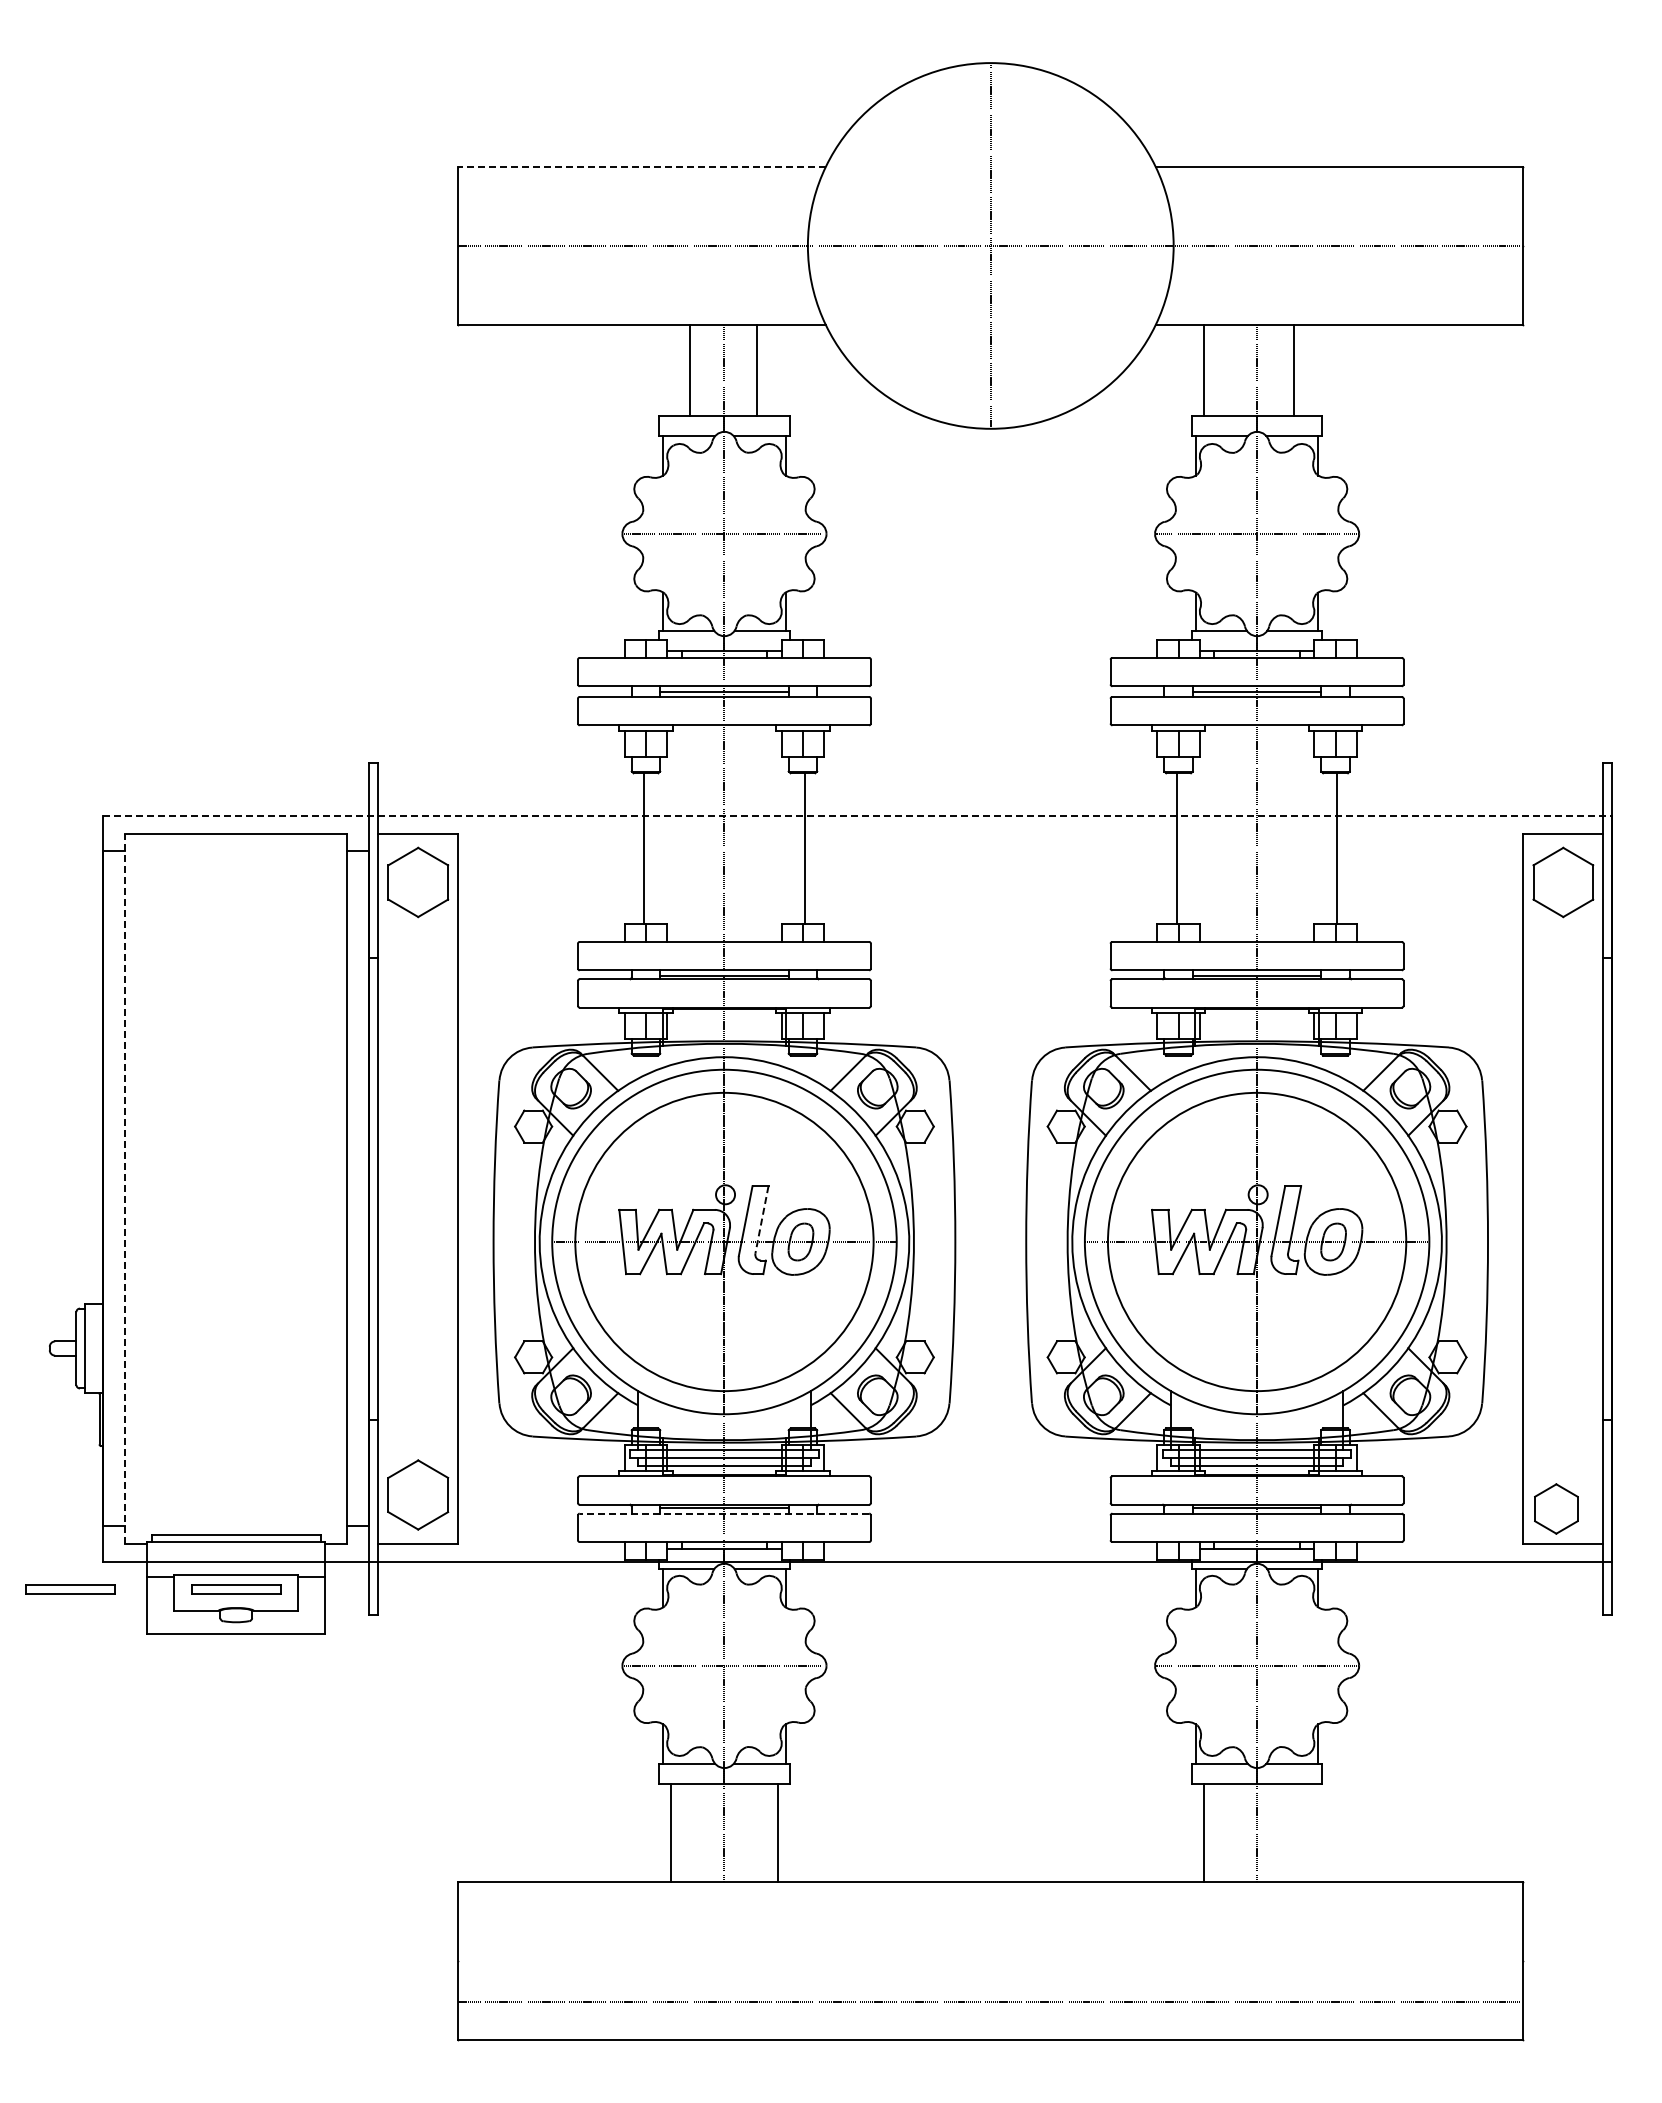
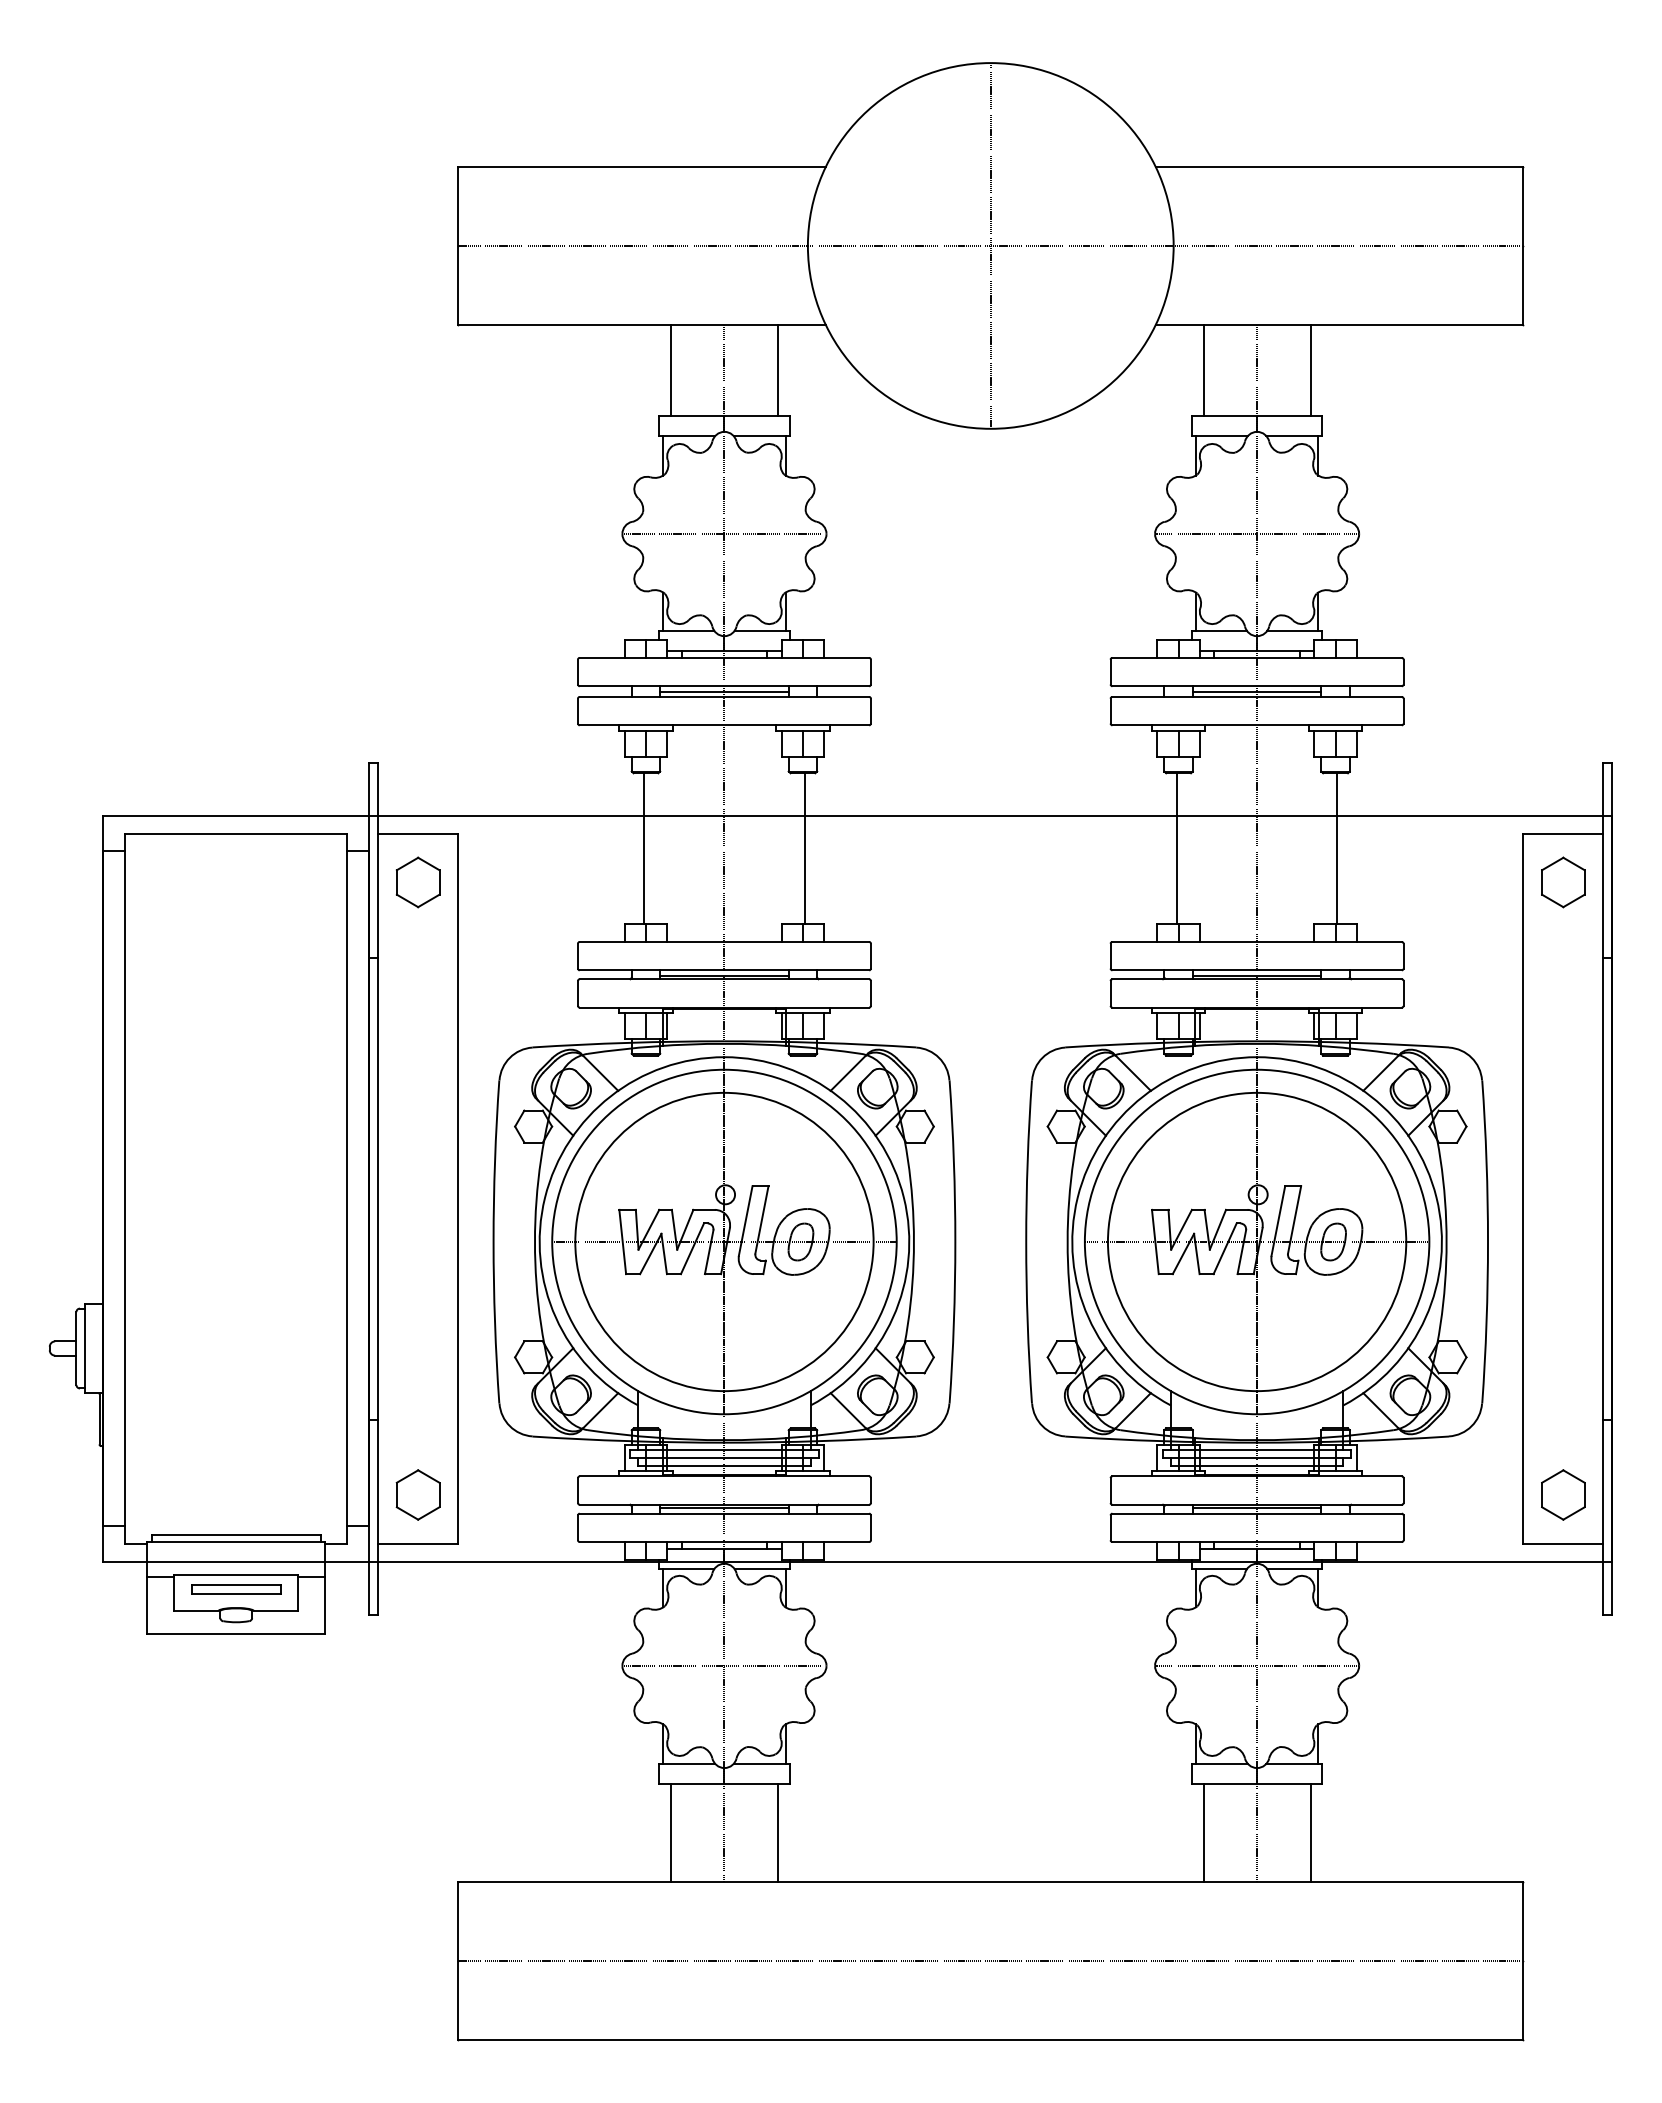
line: dashed -> solid (642, 166)
line position: (689, 370) -> (670, 370) (670, 370)
line position: (756, 370) -> (777, 370) (777, 370)
line position: (1293, 370) -> (1310, 370) (1310, 370)
line: dashed -> solid (857, 815)
part size: 63x73 px -> 46x53 px (417, 882)
part size: 63x73 px -> 45x53 px (1563, 882)
line: dashed -> solid (125, 1188)
line: dashed -> solid (761, 1220)
part size: 63x72 px -> 46x52 px (417, 1494)
part position: (1556, 1508) -> (1563, 1494) (1563, 1494)
line: dashed -> solid (724, 1513)
part: present -> none (70, 1589)
line: none -> present (1310, 1832)
line position: (990, 2002) -> (990, 1961) (990, 1961)
